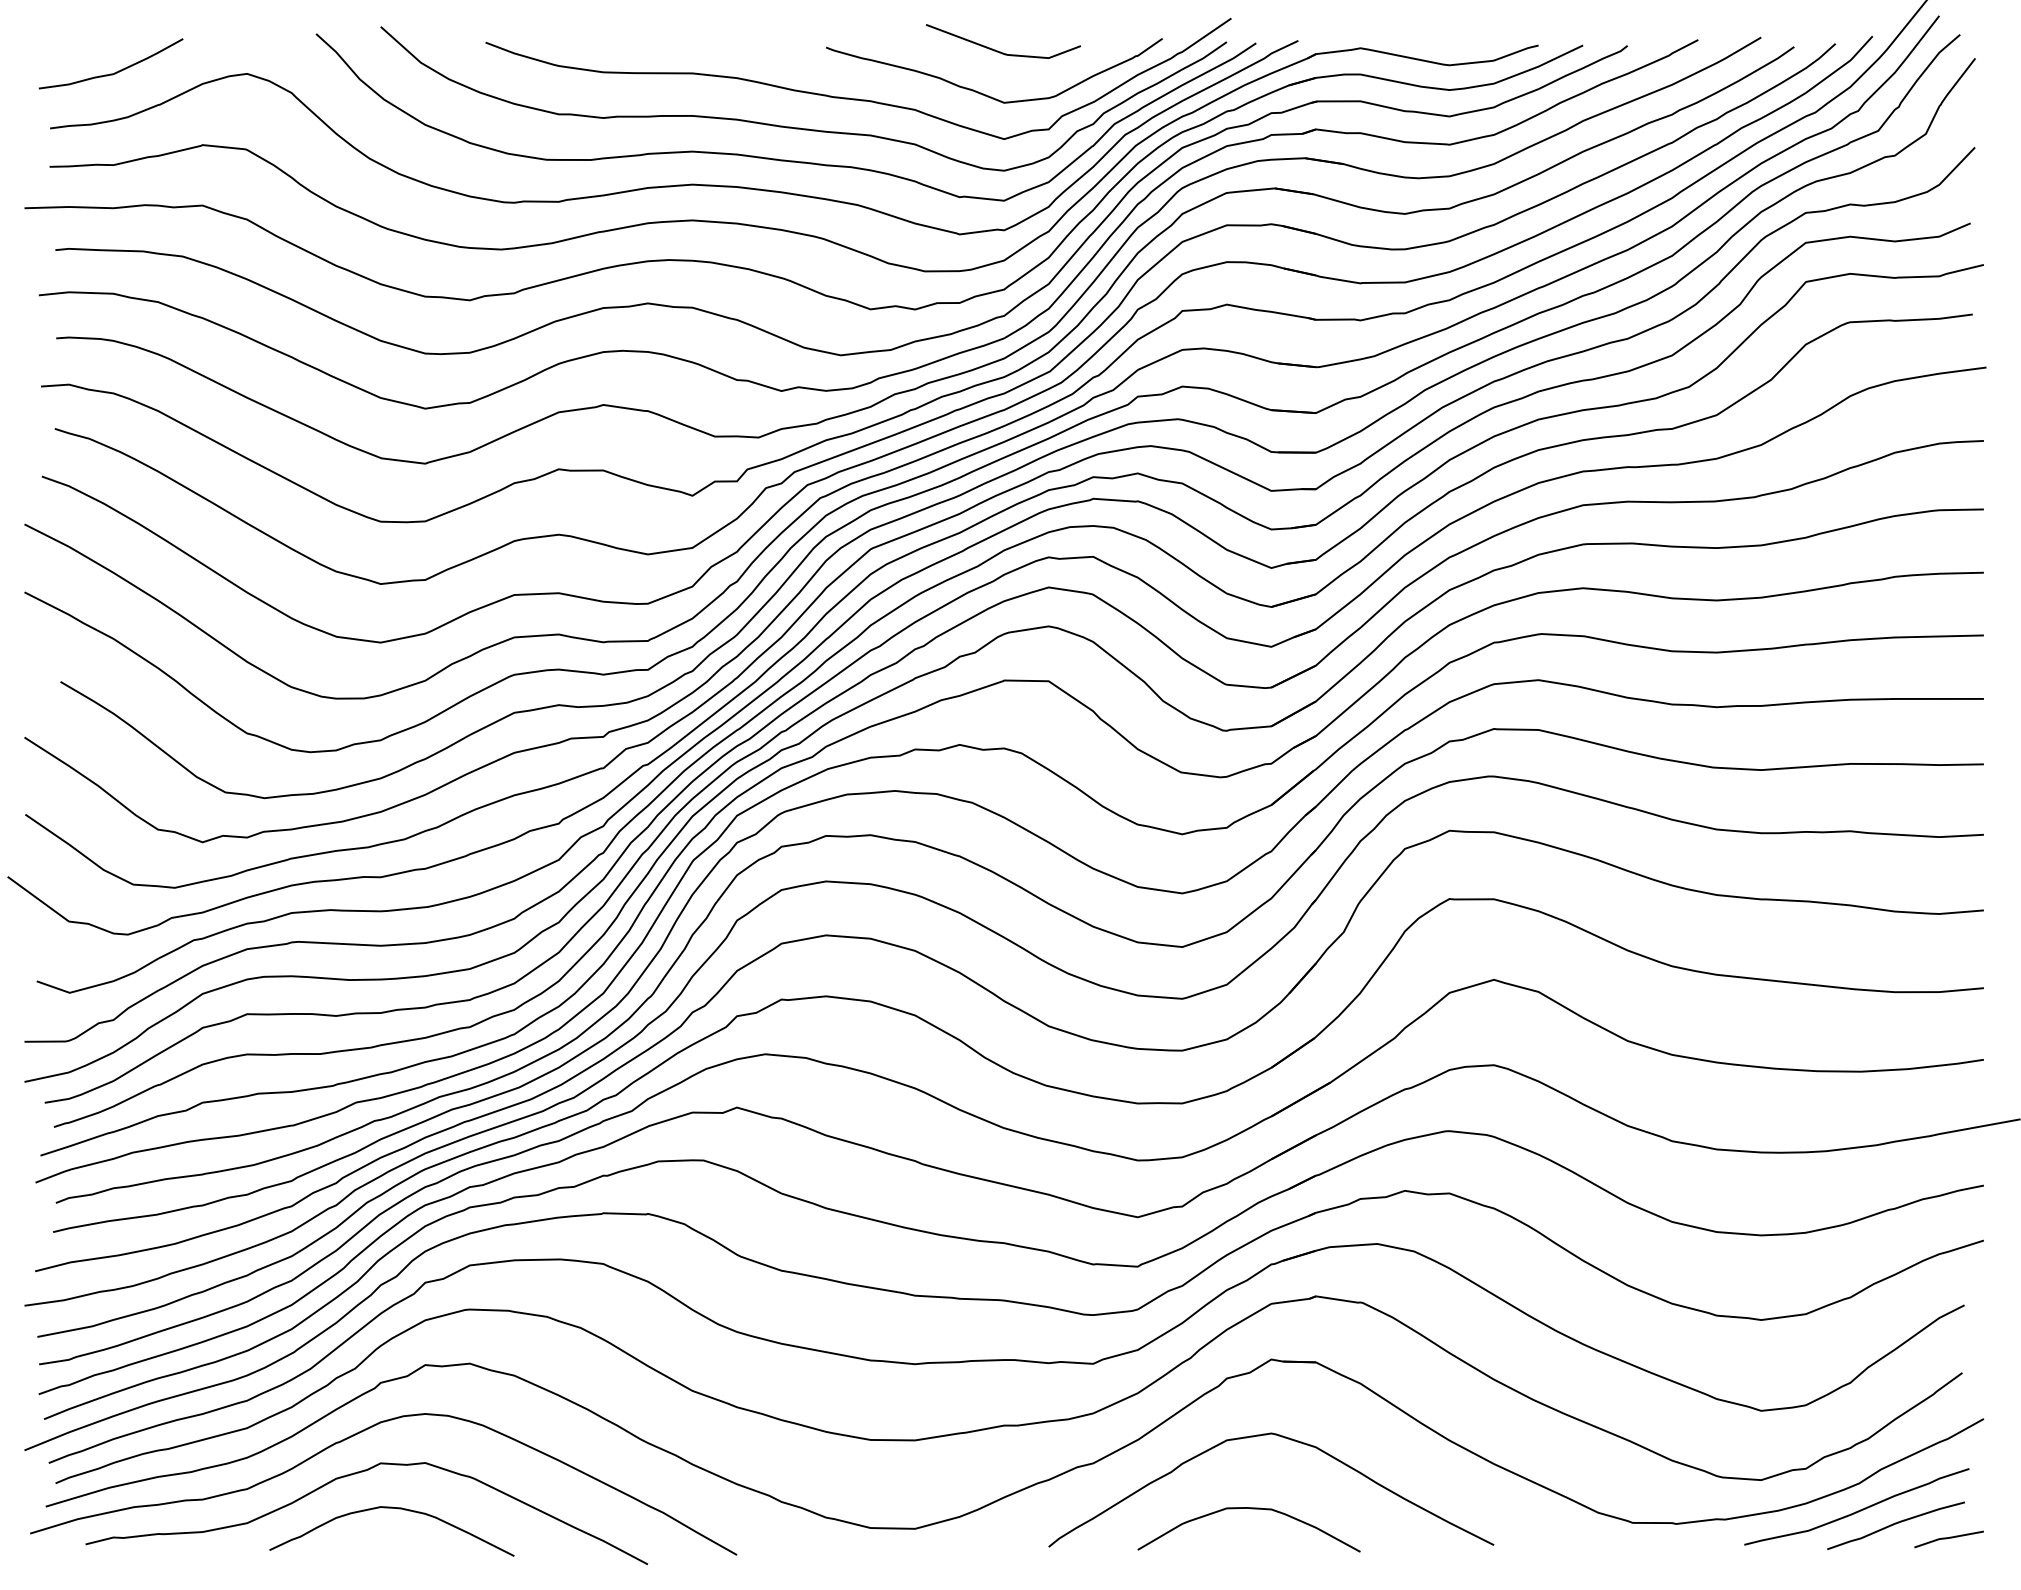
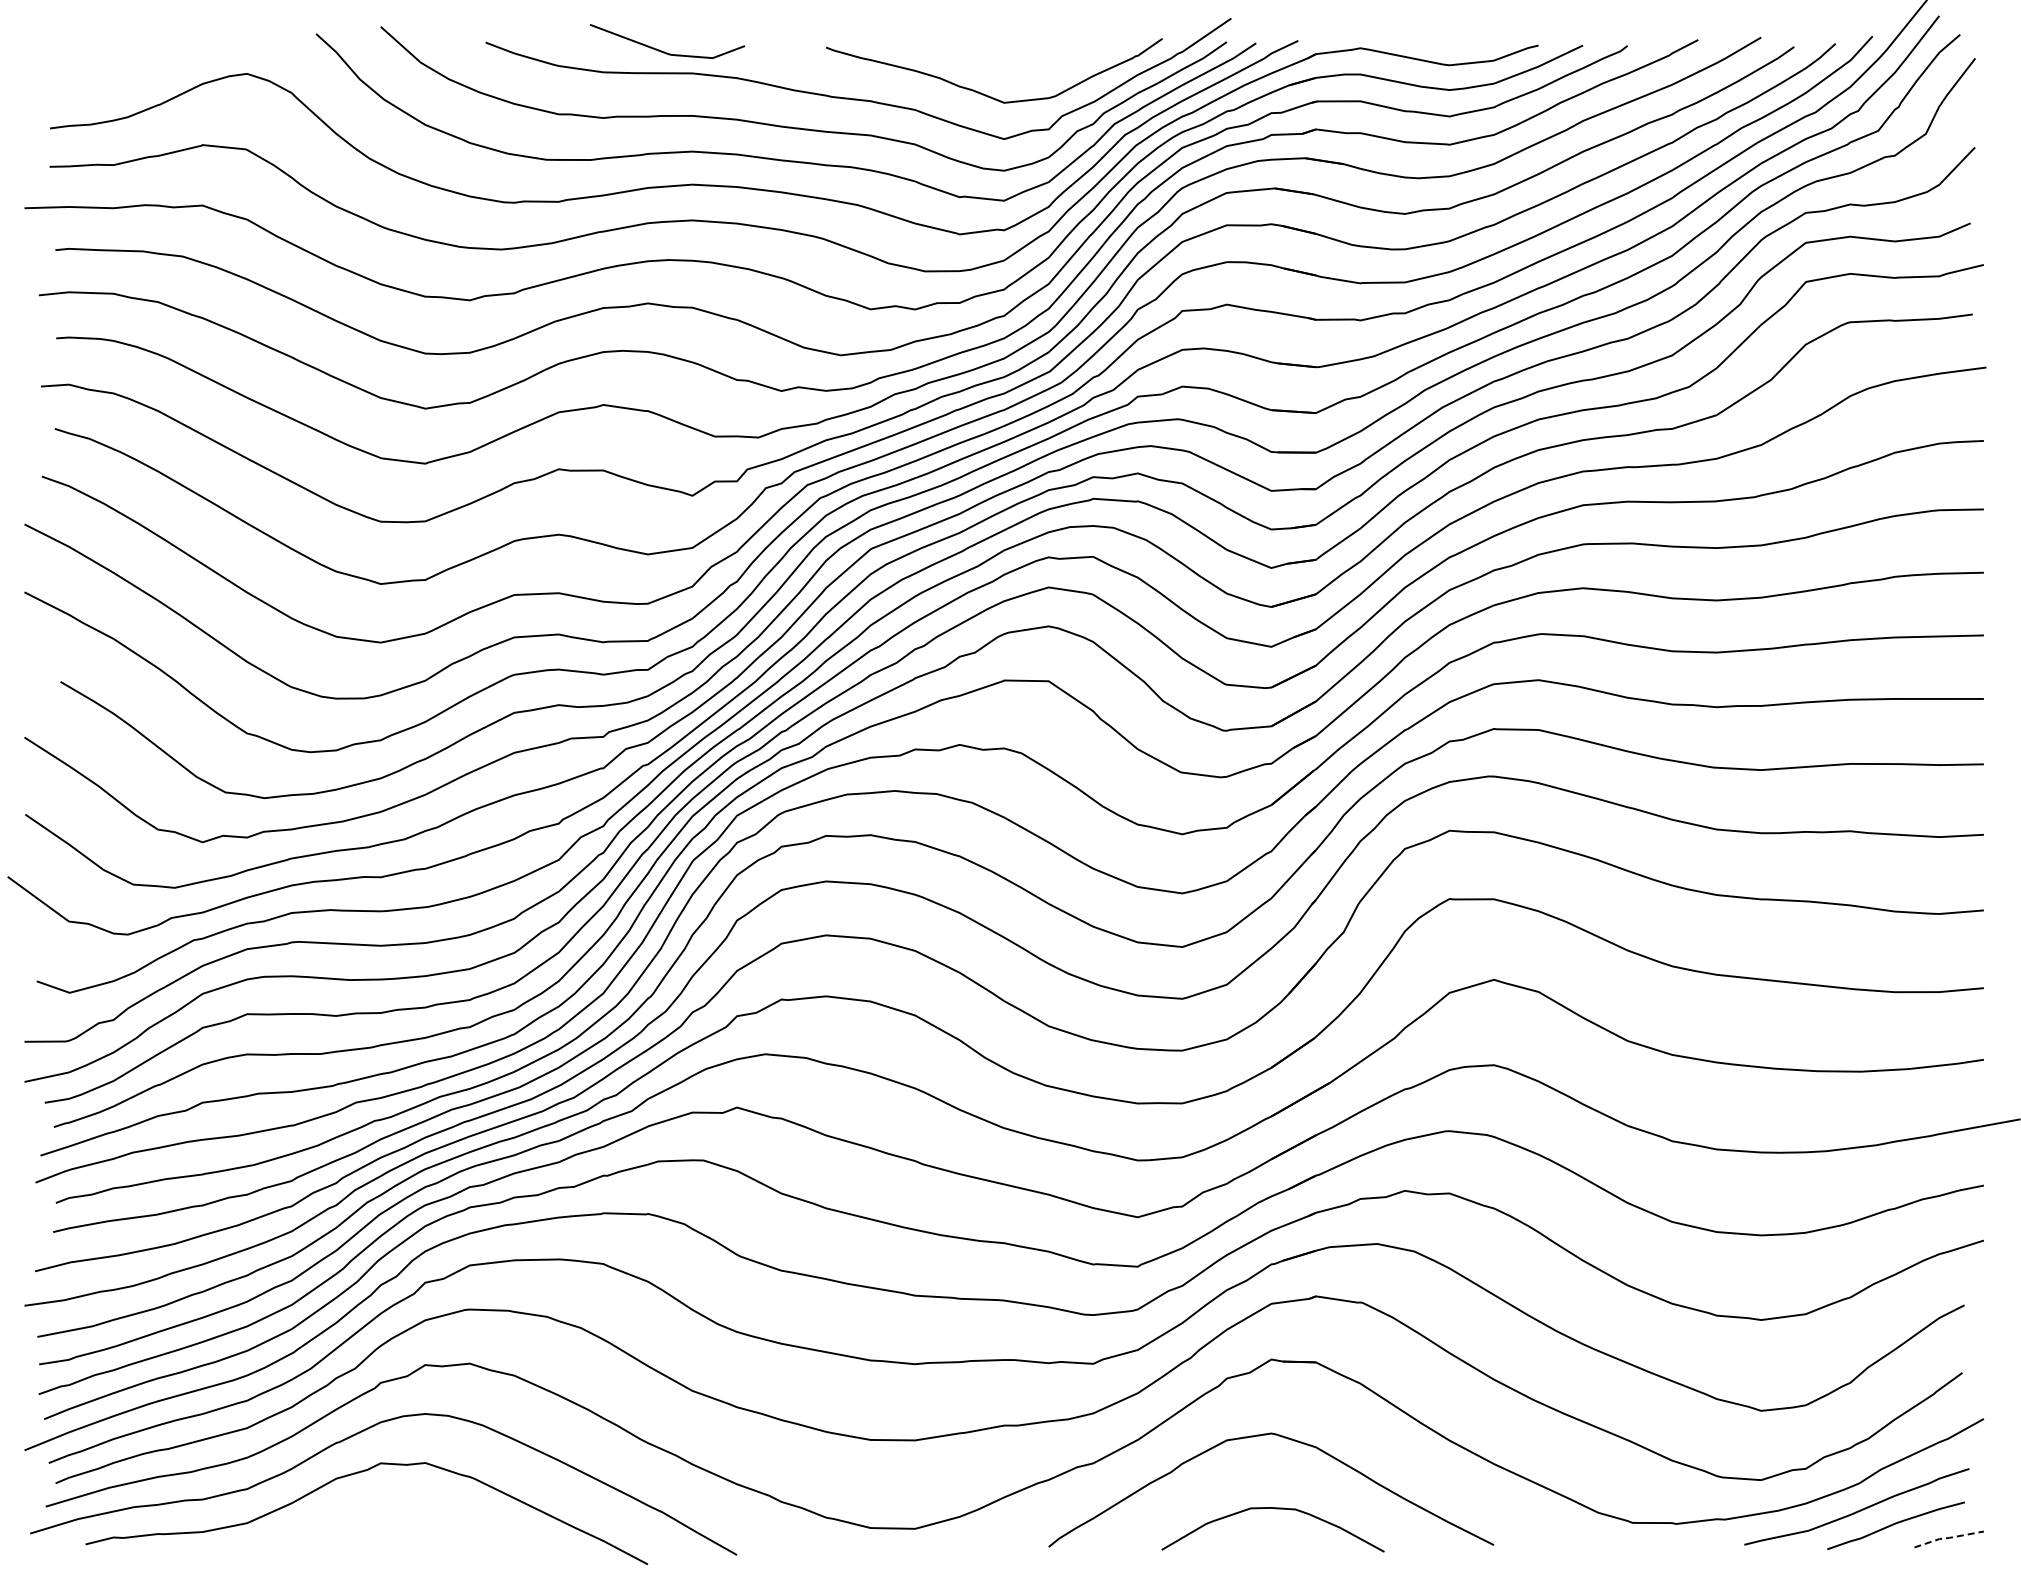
line position: (998, 50) -> (662, 50) (662, 50)
curve: present -> none (114, 72)
curve: present -> none (391, 1508)
curve position: (1250, 1509) -> (1274, 1509) (1274, 1509)
line: solid -> dashed (1948, 1538)
